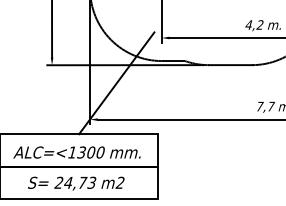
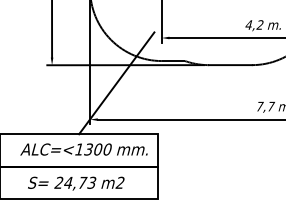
text position: (76, 152) -> (83, 149) (83, 149)
